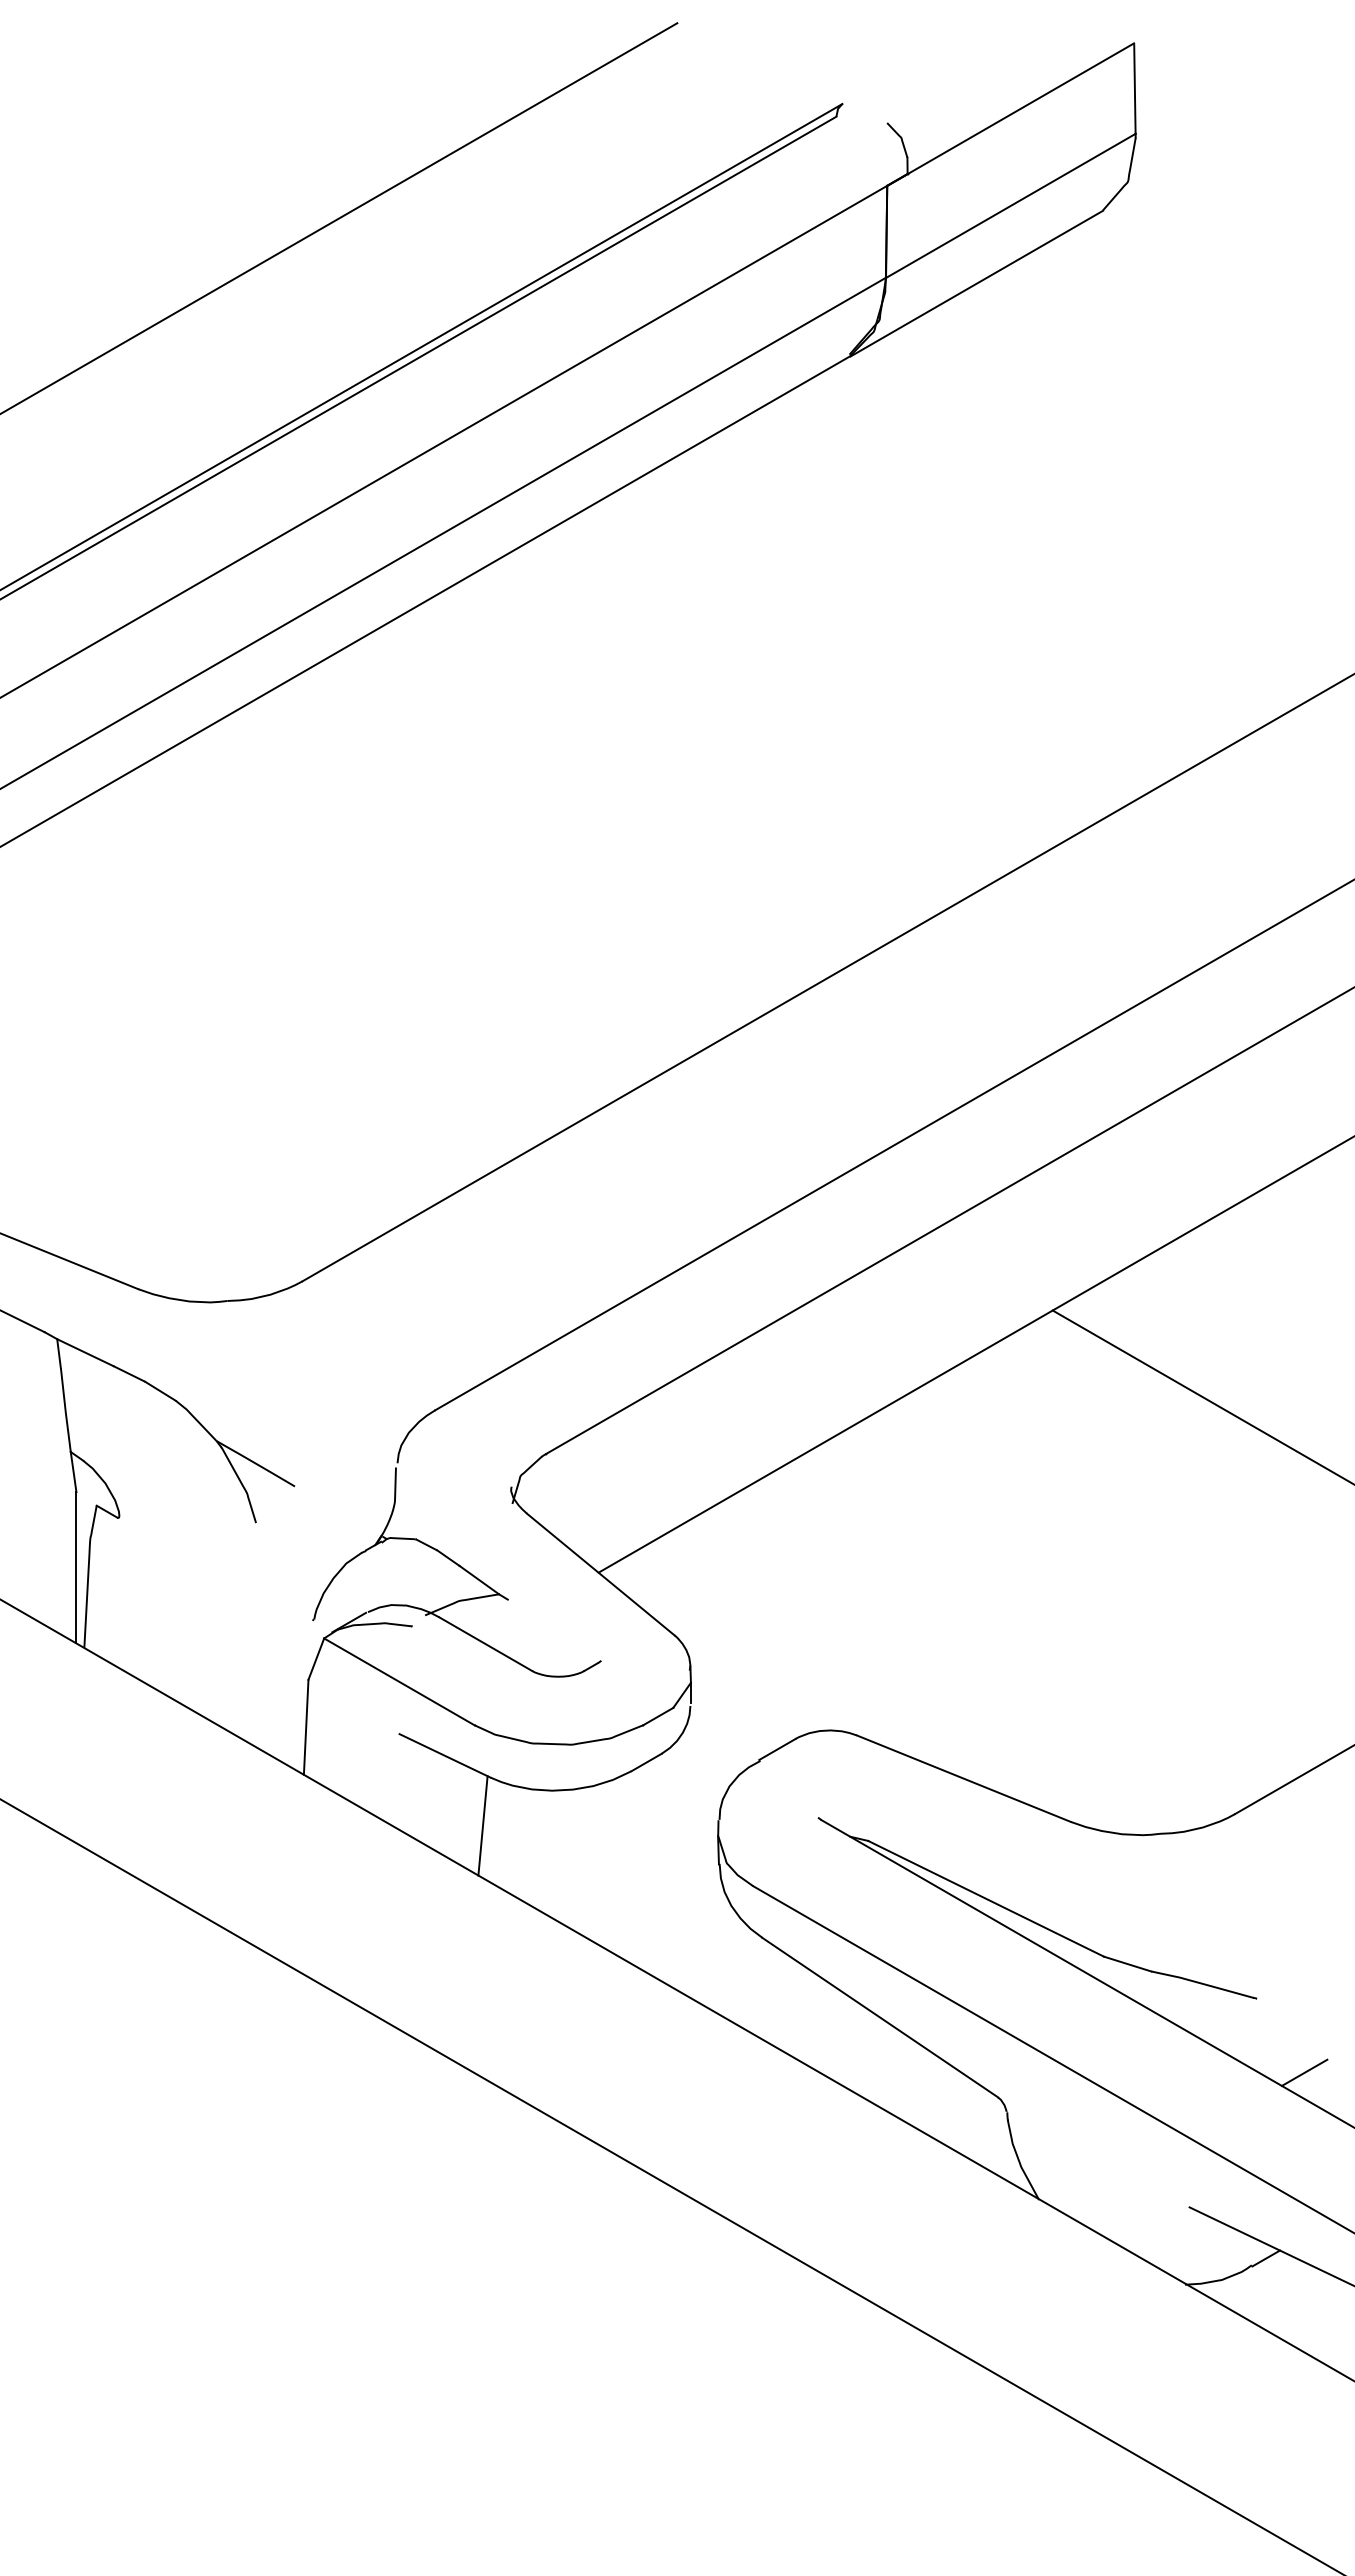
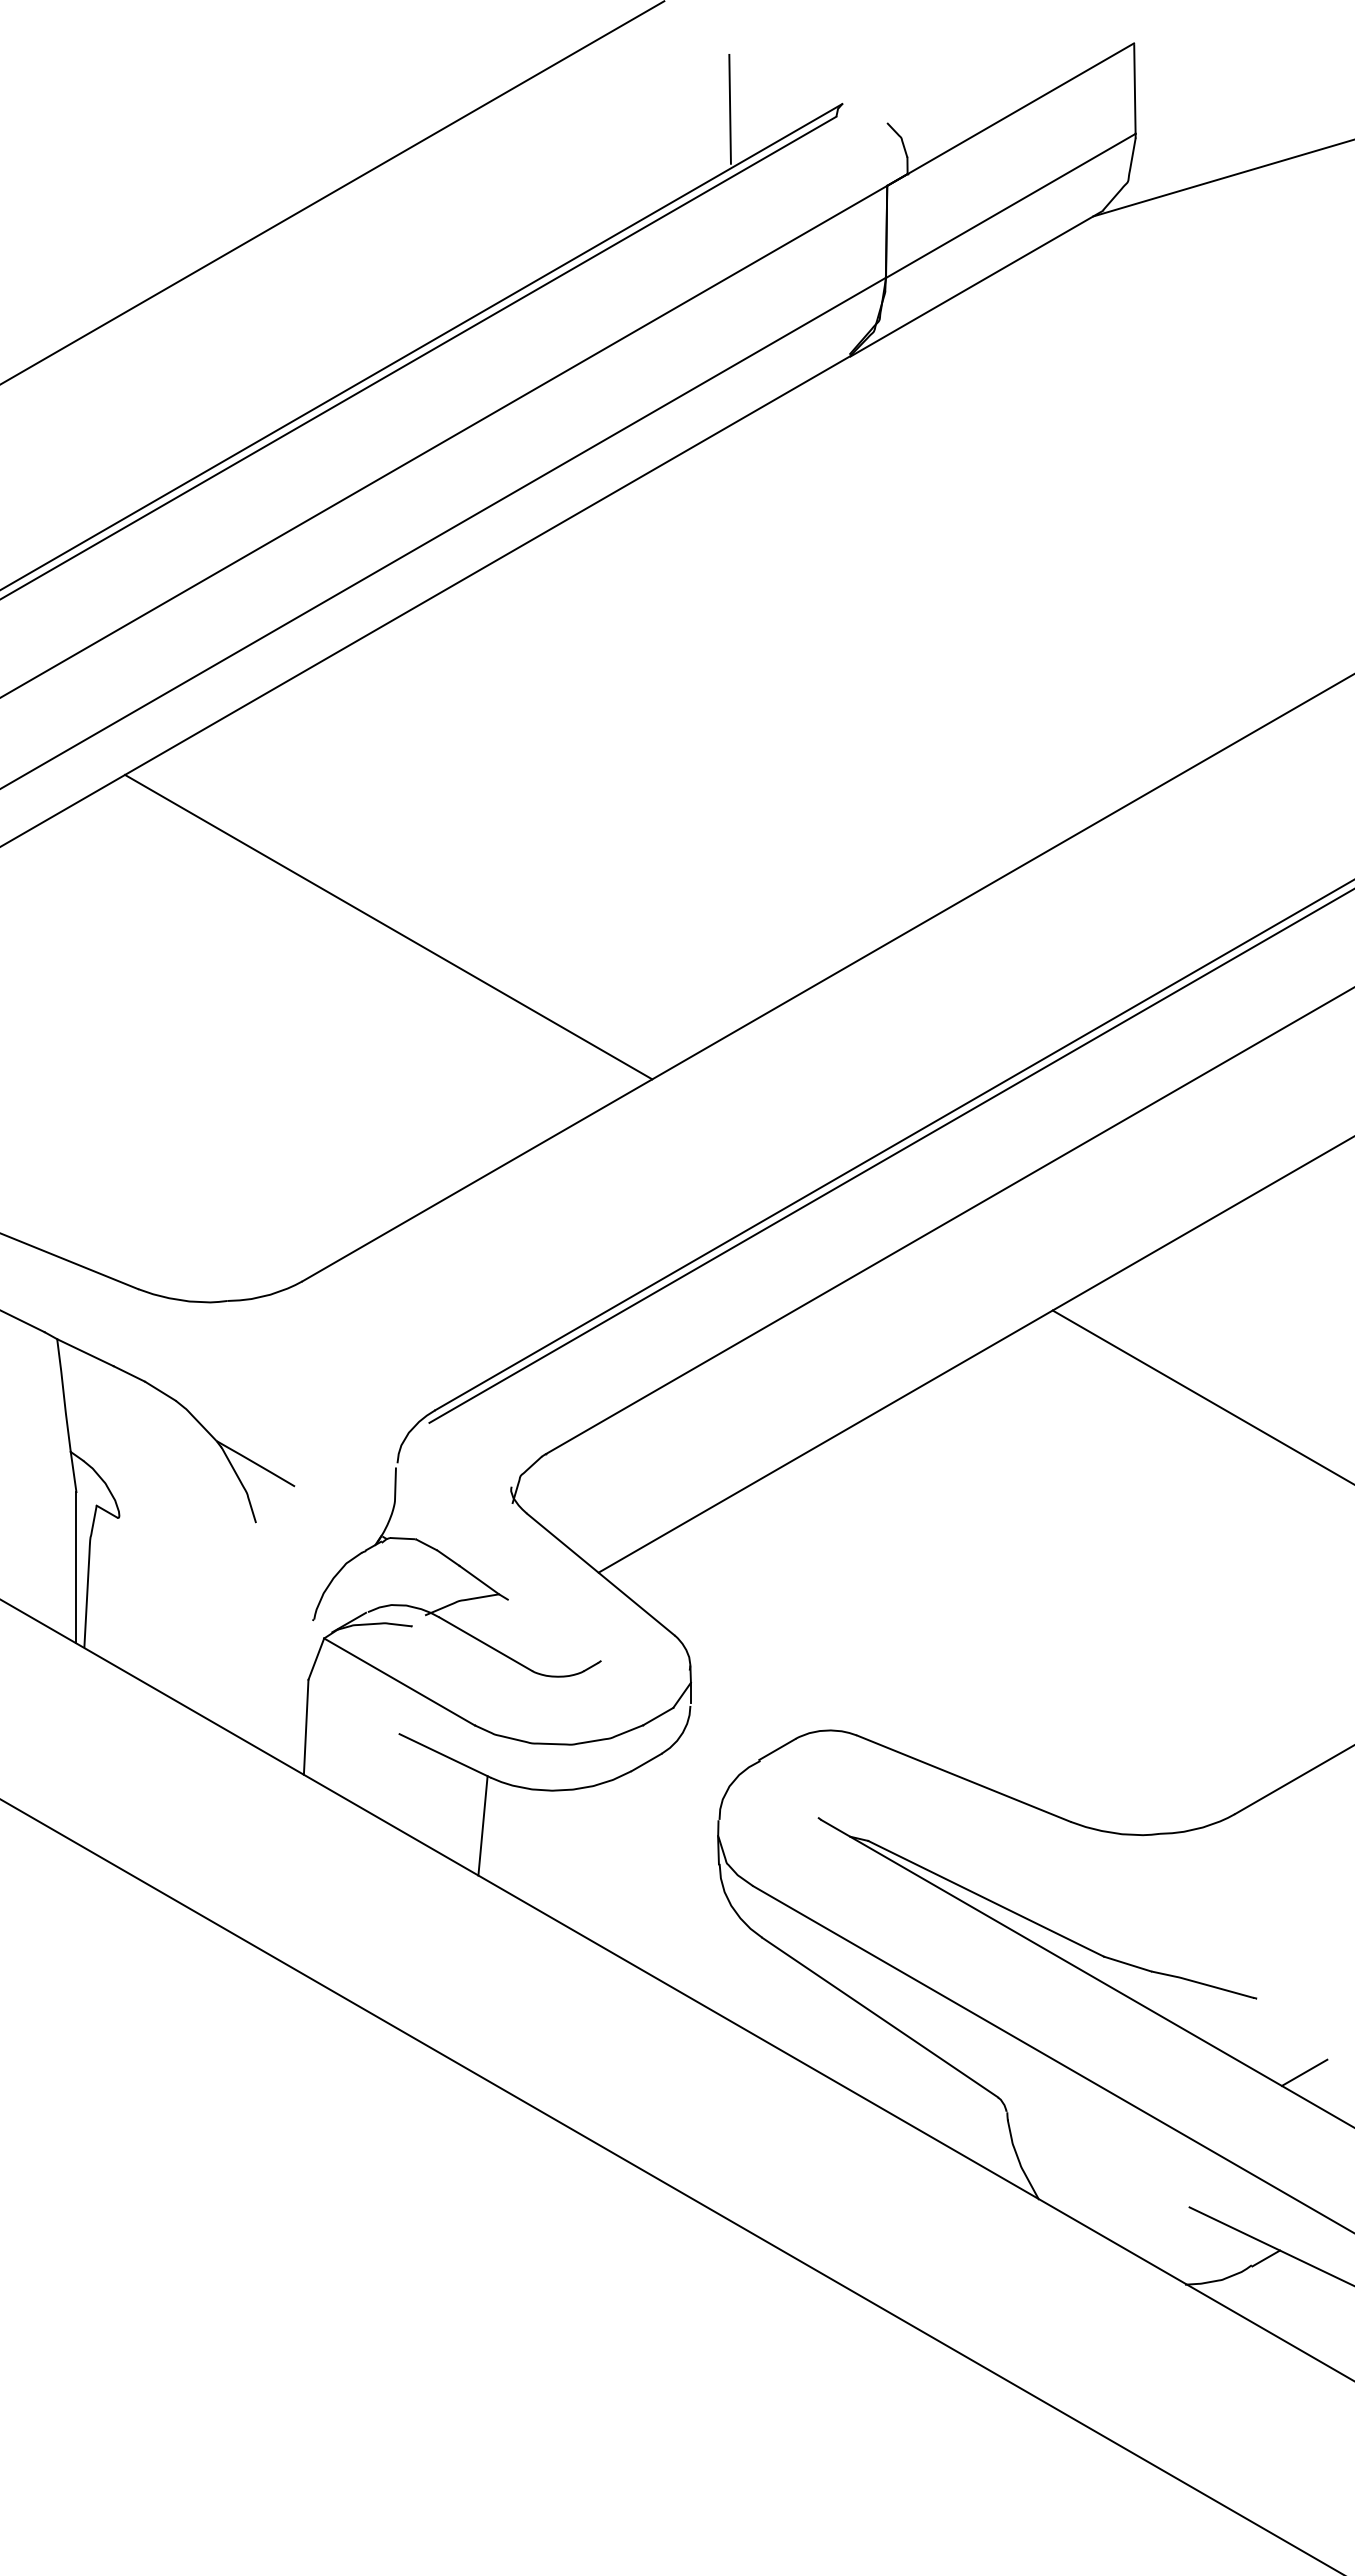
line: none -> present (729, 108)
line: none -> present (1222, 178)
line position: (339, 217) -> (332, 192) (332, 192)
line: none -> present (388, 926)
line: none -> present (890, 1156)
